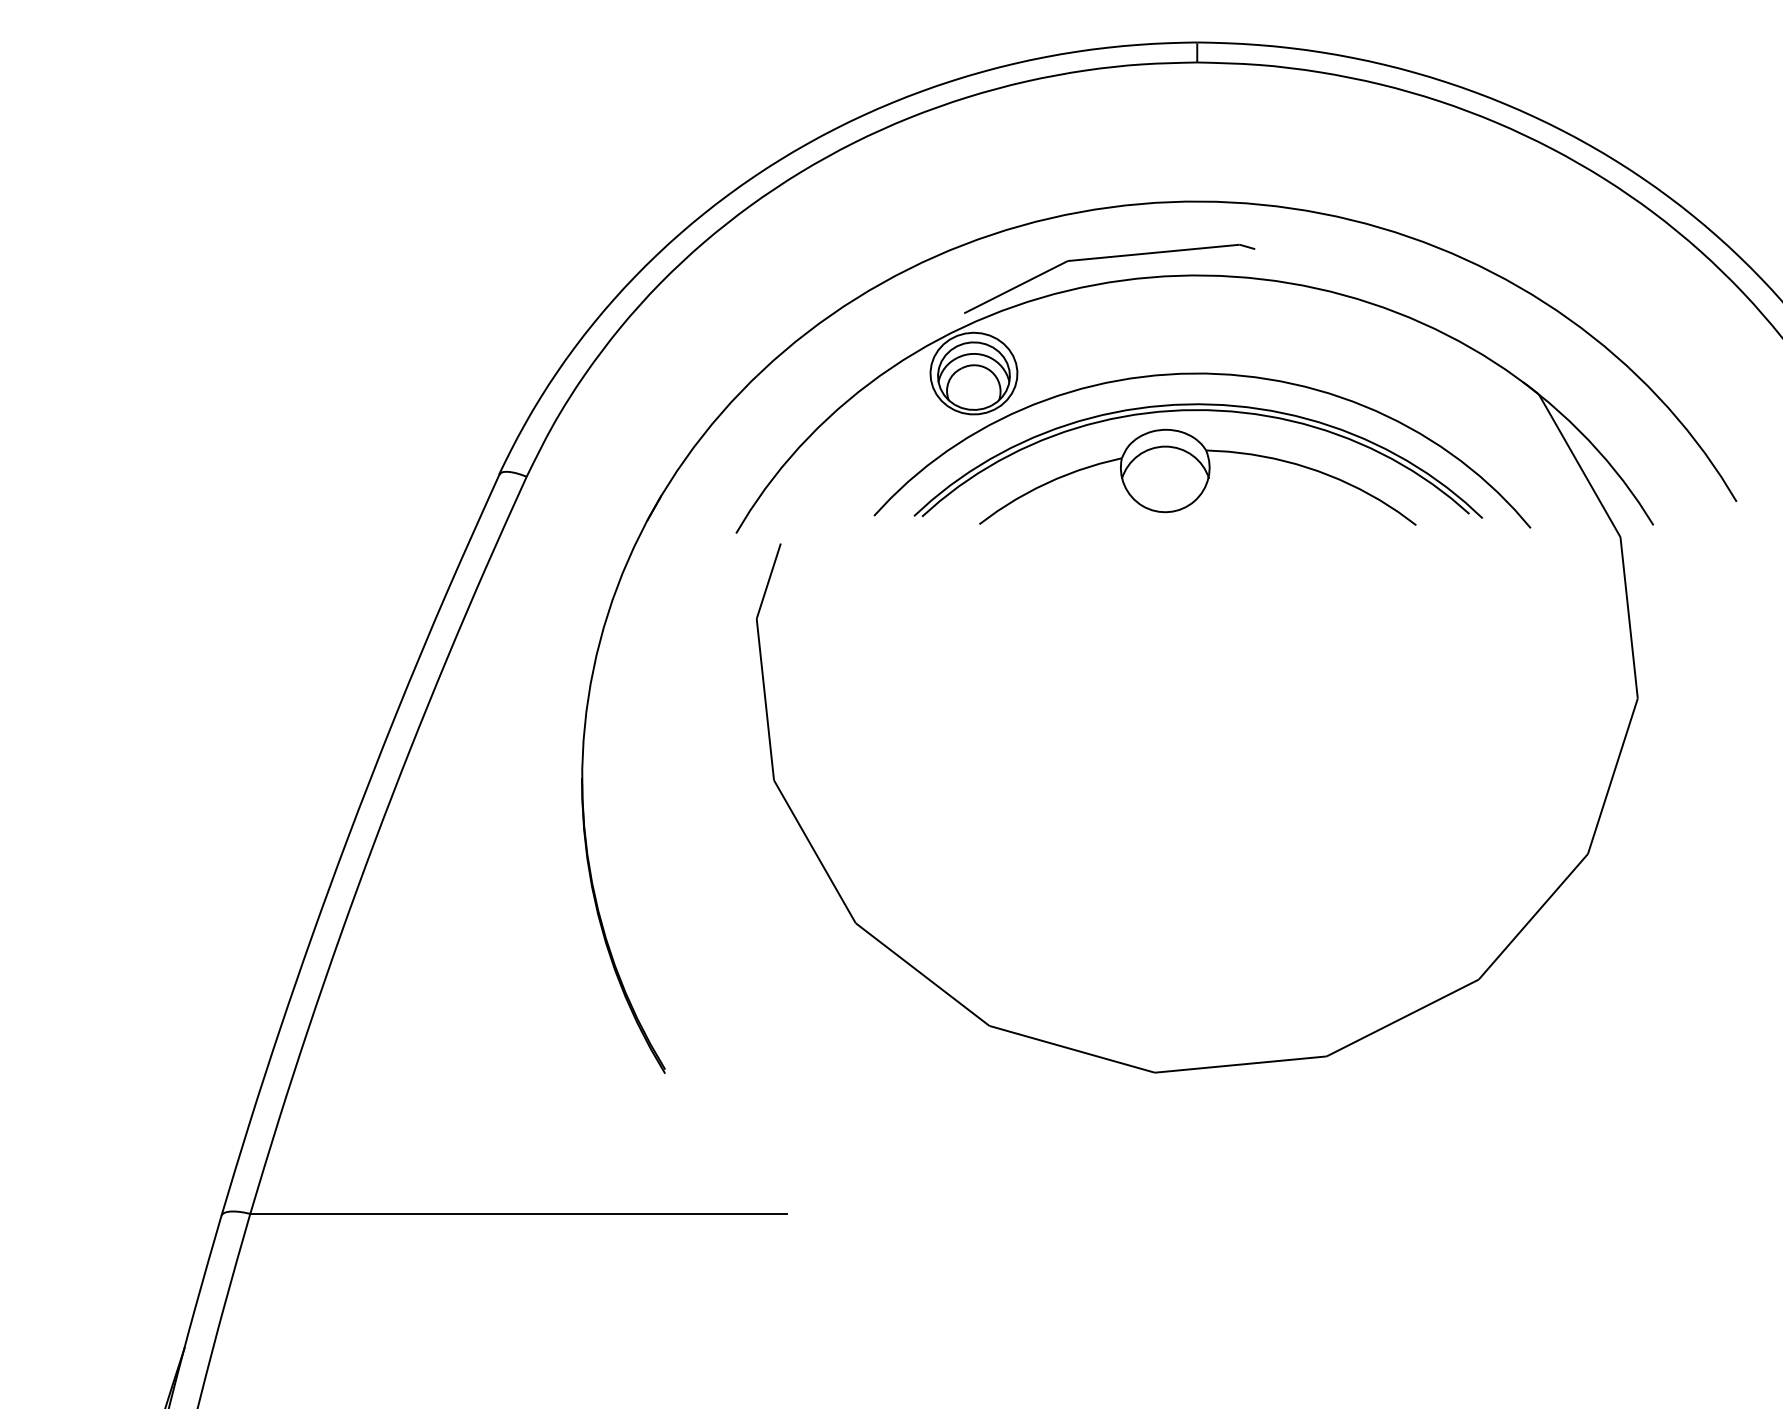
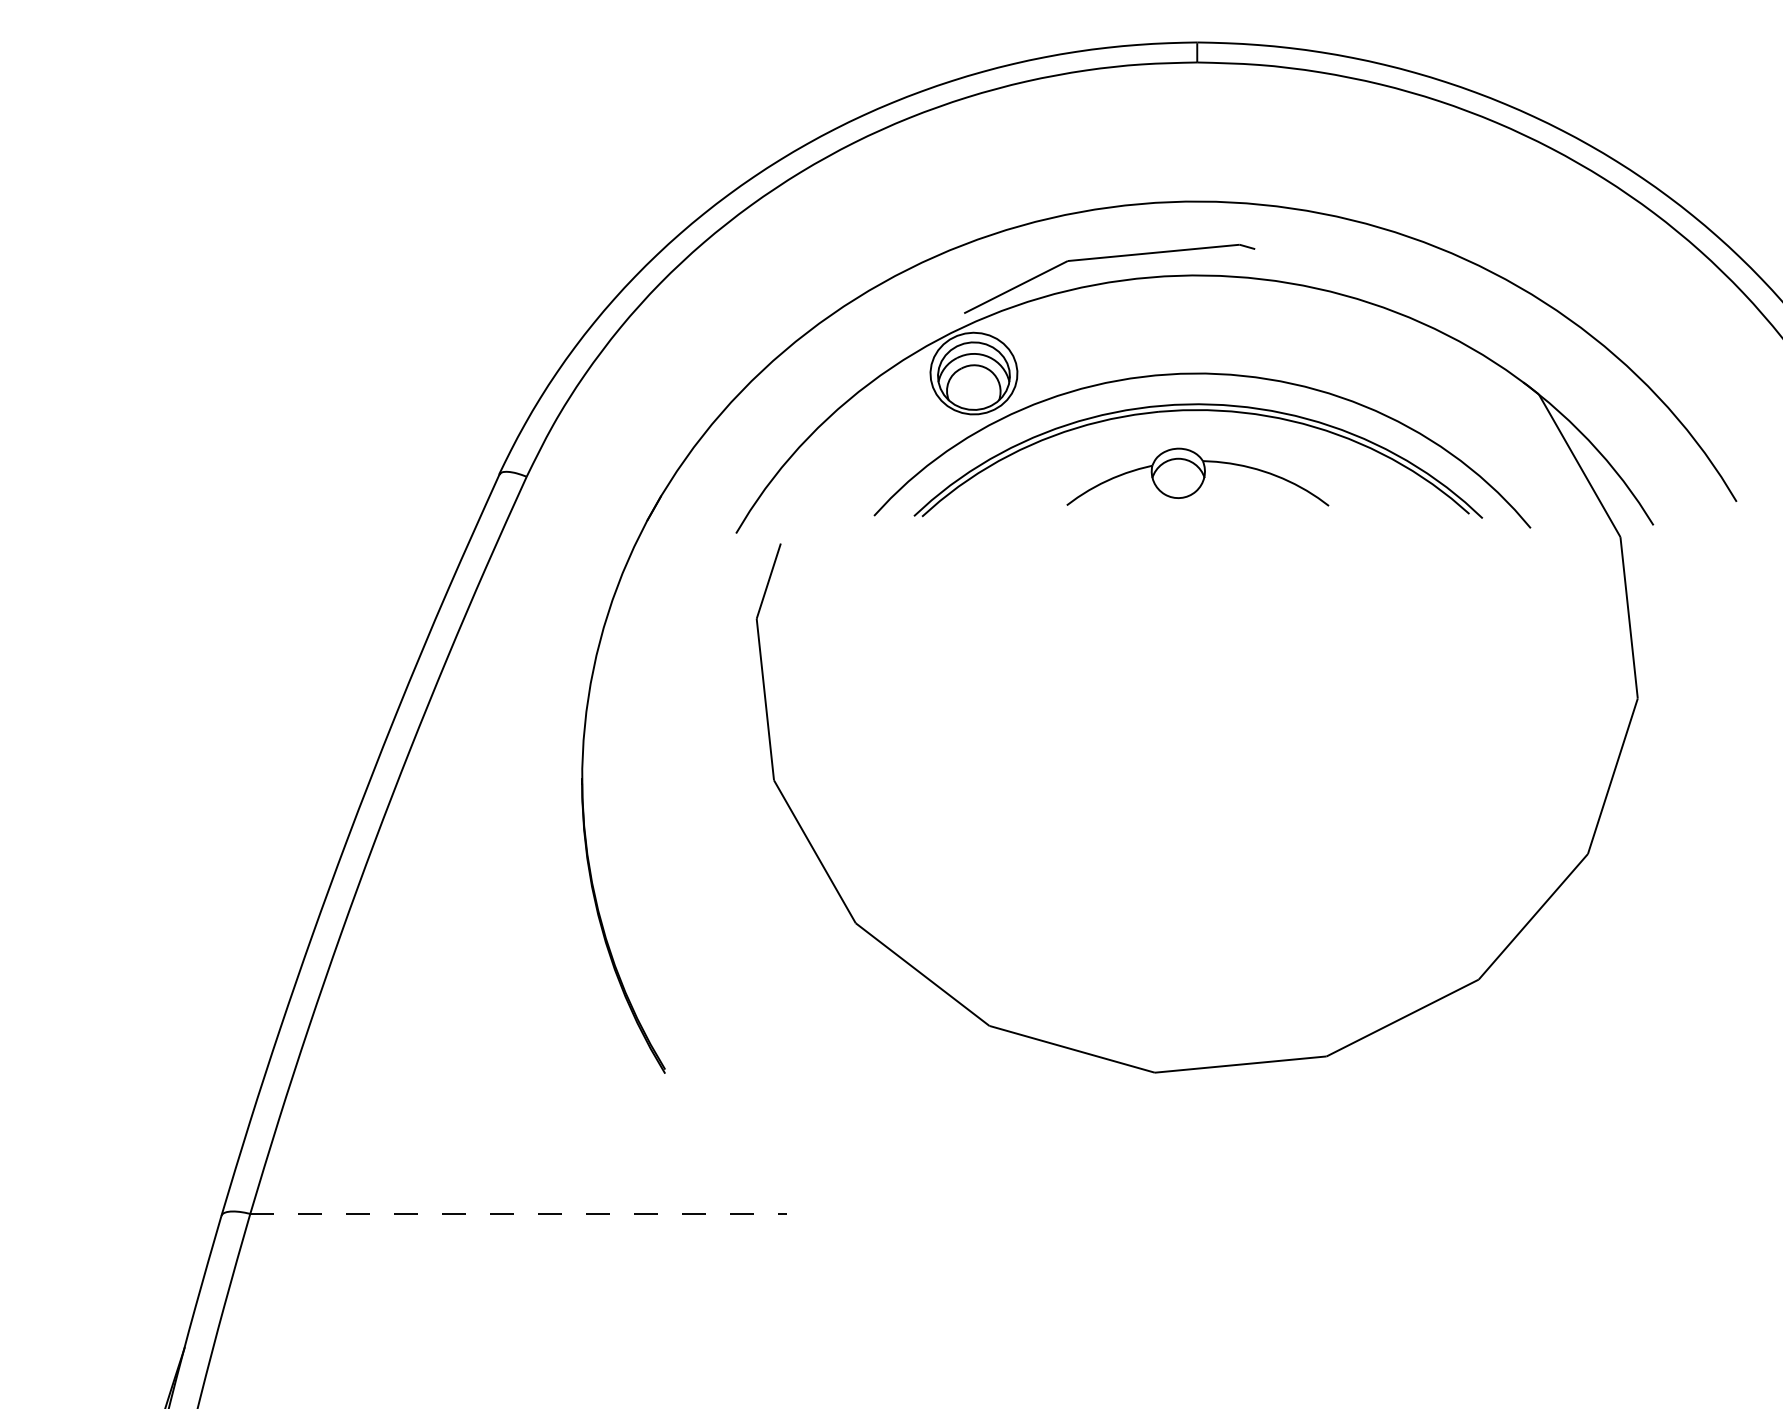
part size: 438x98 px -> 264x60 px (1197, 476)
line: solid -> dashed (518, 1213)
